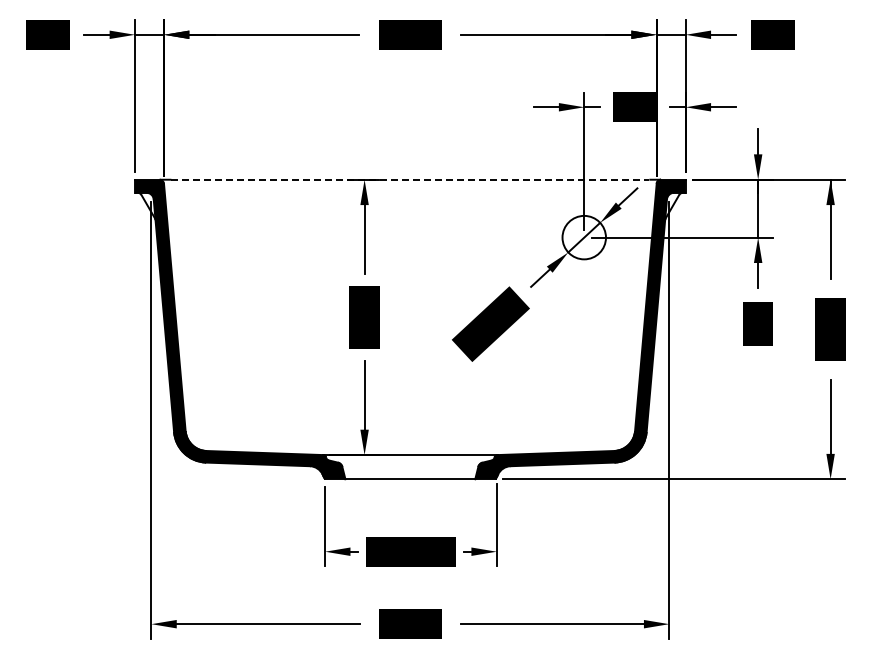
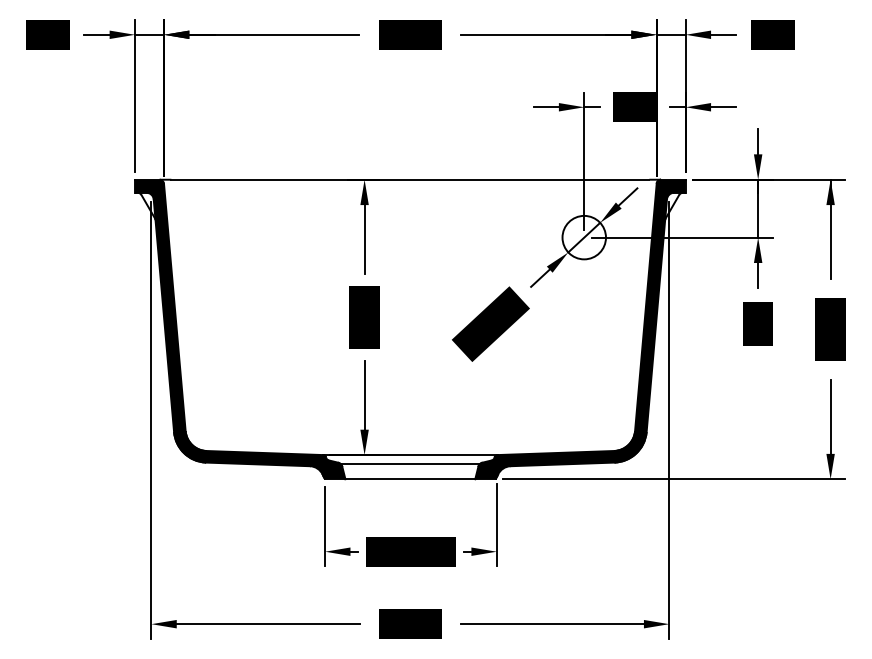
line: dashed -> solid (410, 179)
line: none -> present (409, 464)
